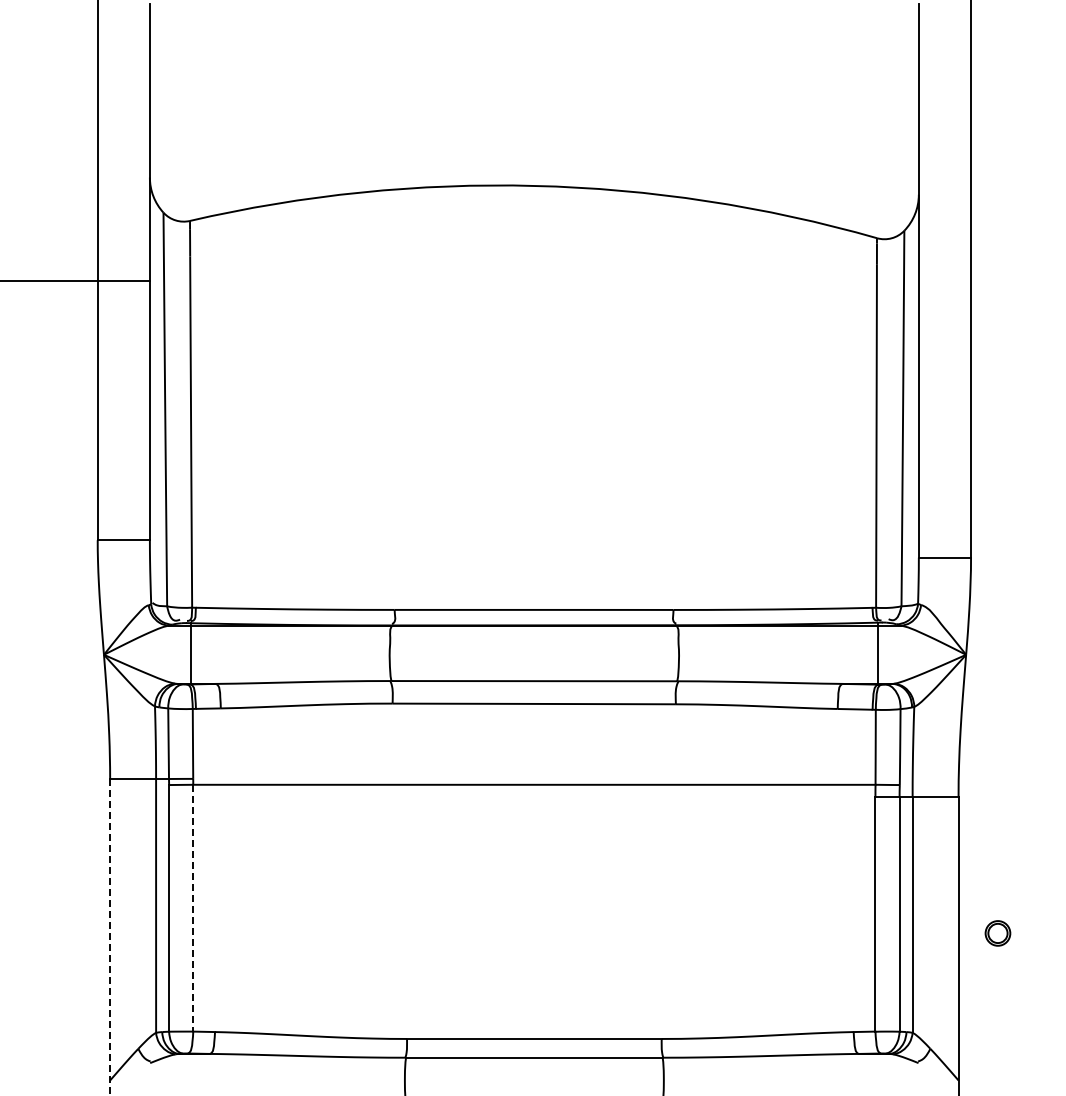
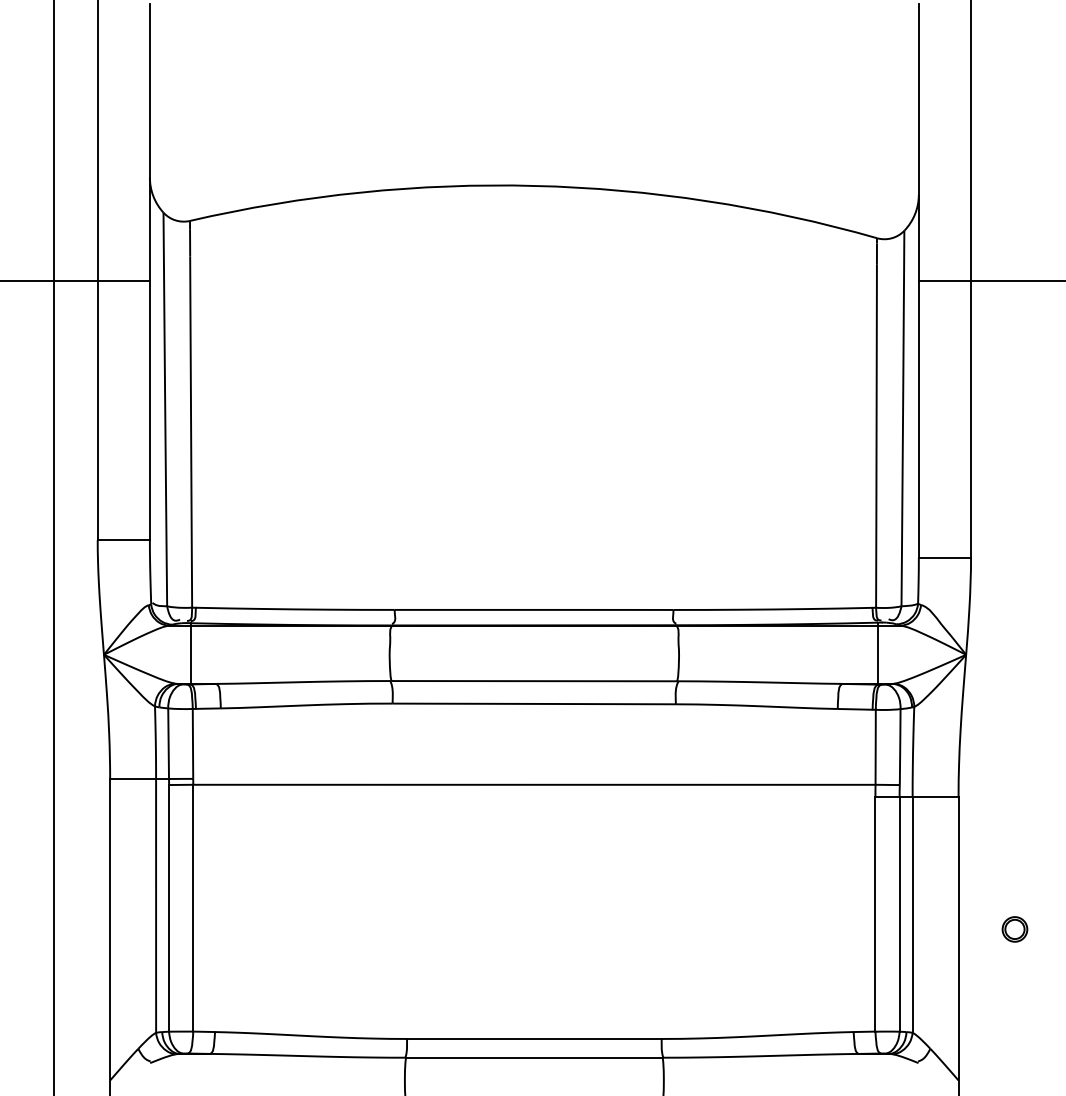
line: none -> present (990, 281)
line: none -> present (53, 547)
line: dashed -> solid (193, 908)
part position: (997, 933) -> (1014, 929) (1014, 929)
line: dashed -> solid (110, 937)
